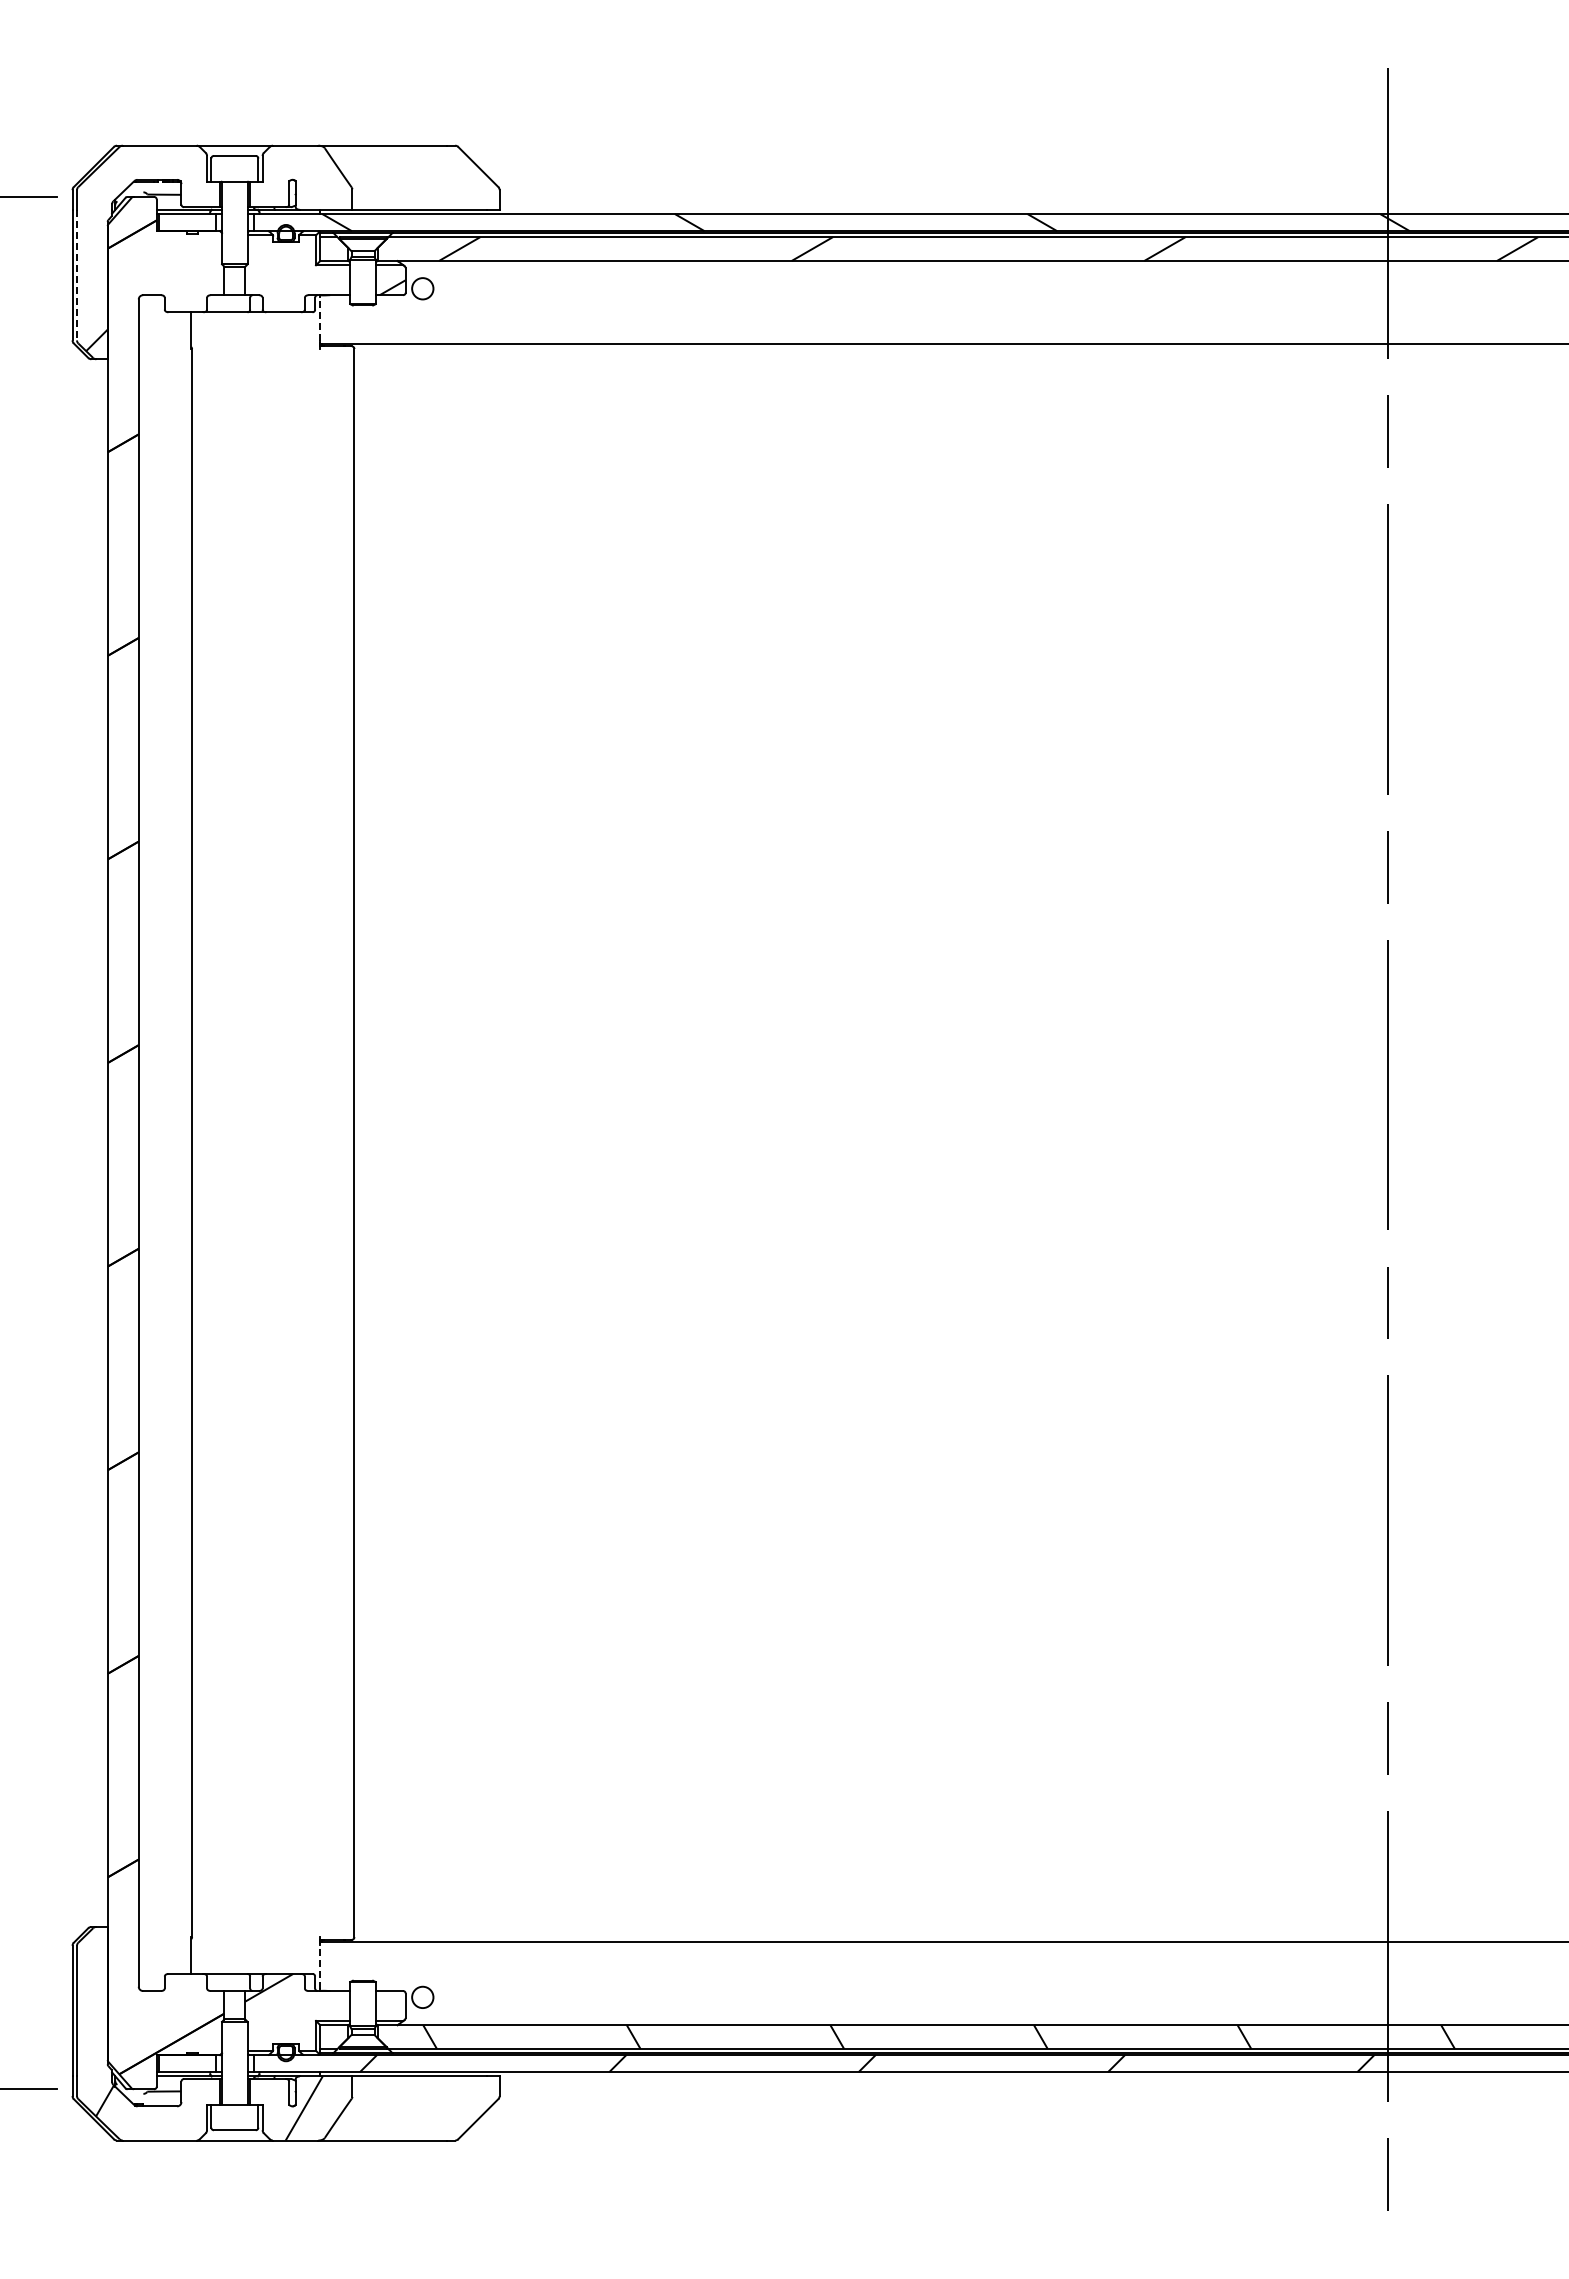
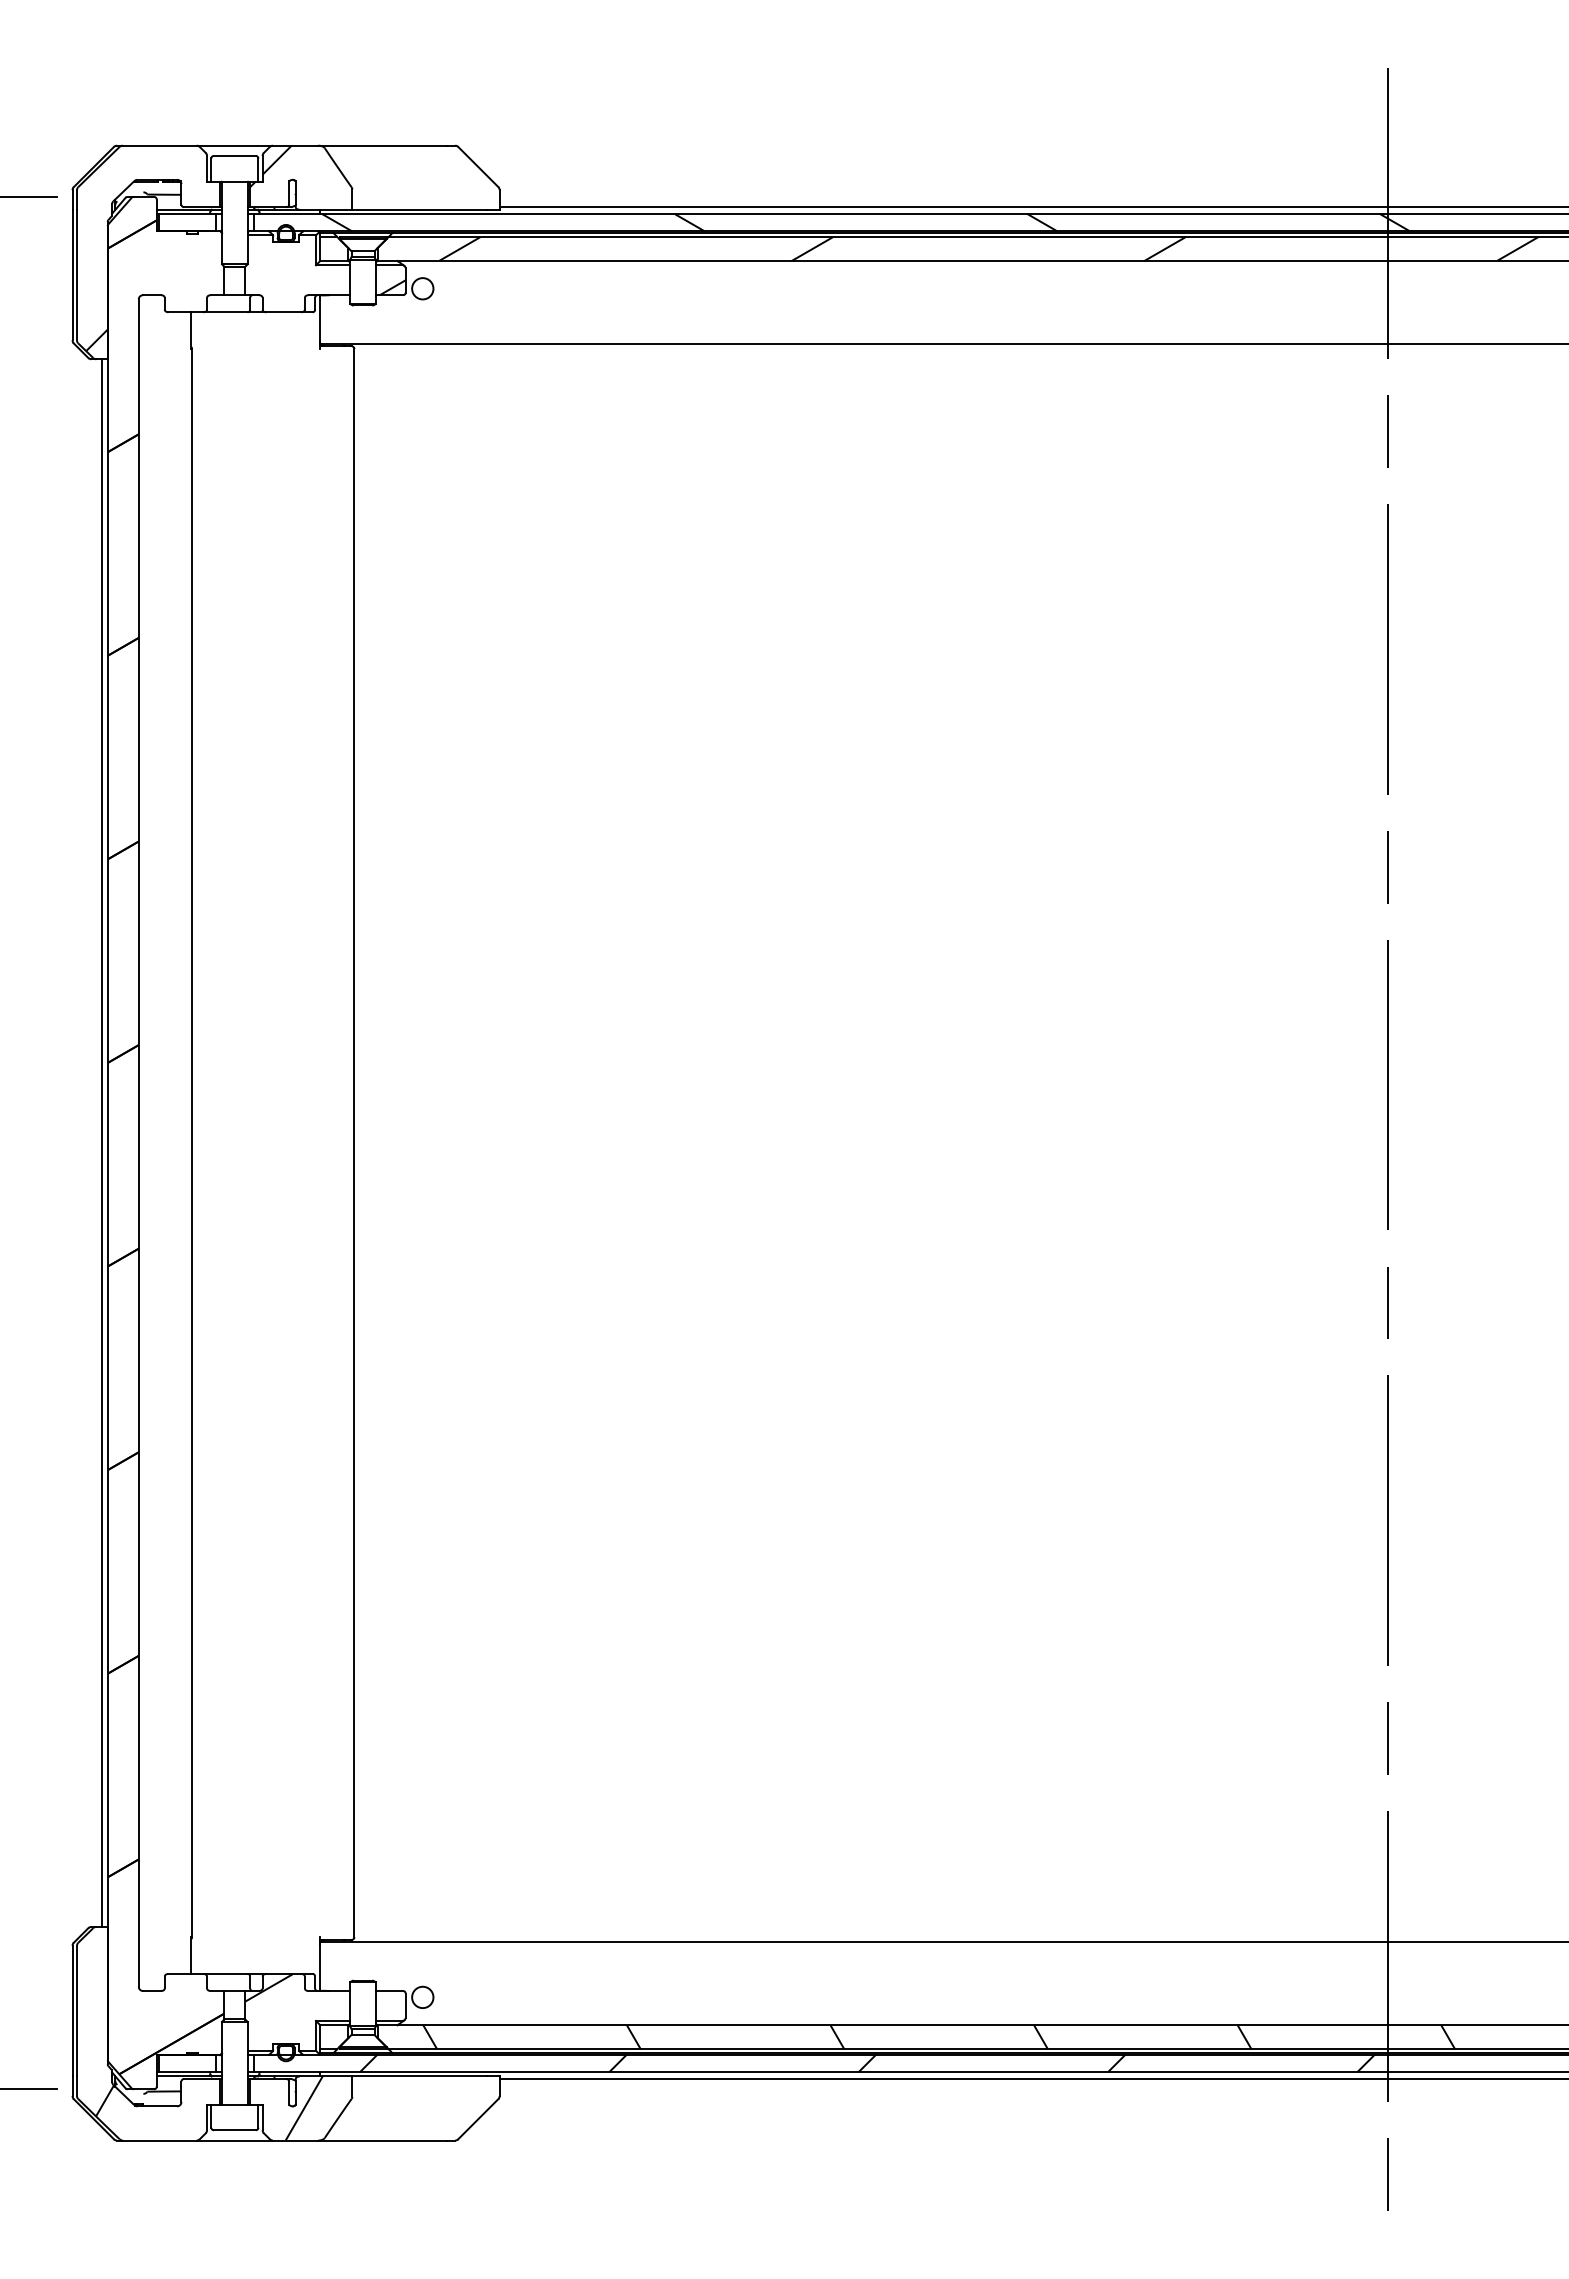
hatch: none -> present (270, 166)
line: none -> present (1032, 207)
line: dashed -> solid (77, 275)
line: dashed -> solid (320, 318)
line: none -> present (102, 1142)
line: dashed -> solid (320, 1966)
line: none -> present (1032, 2079)
